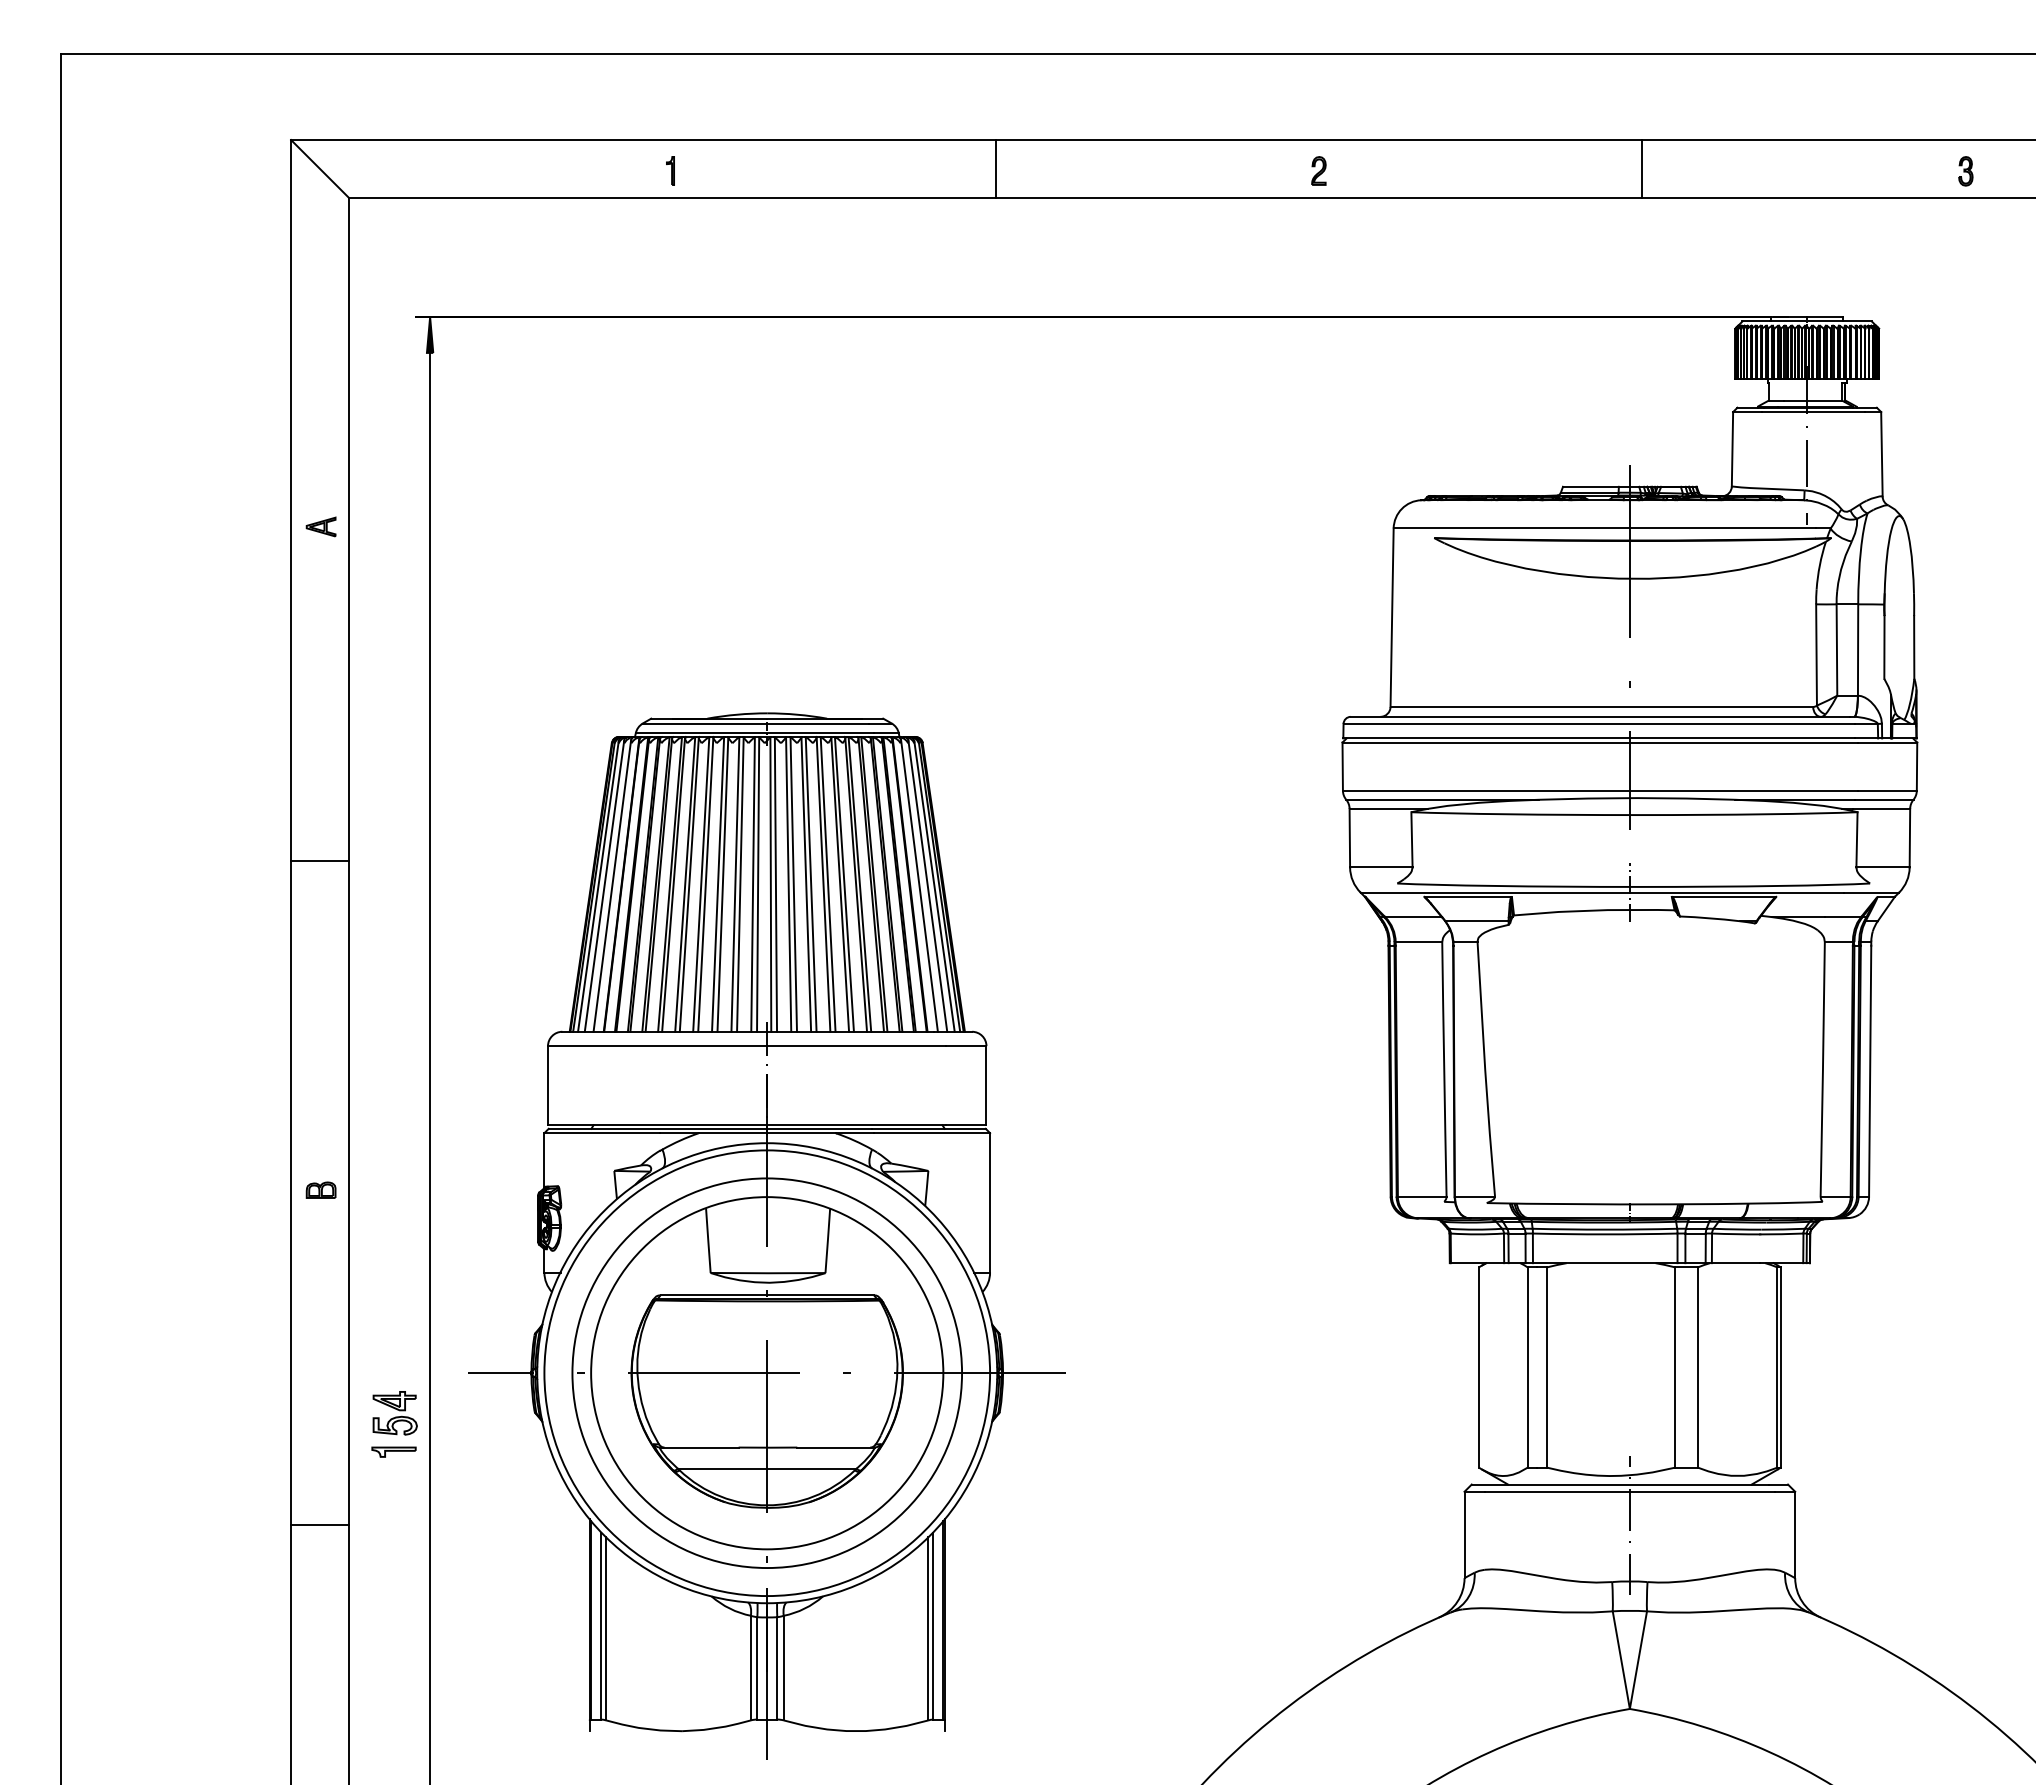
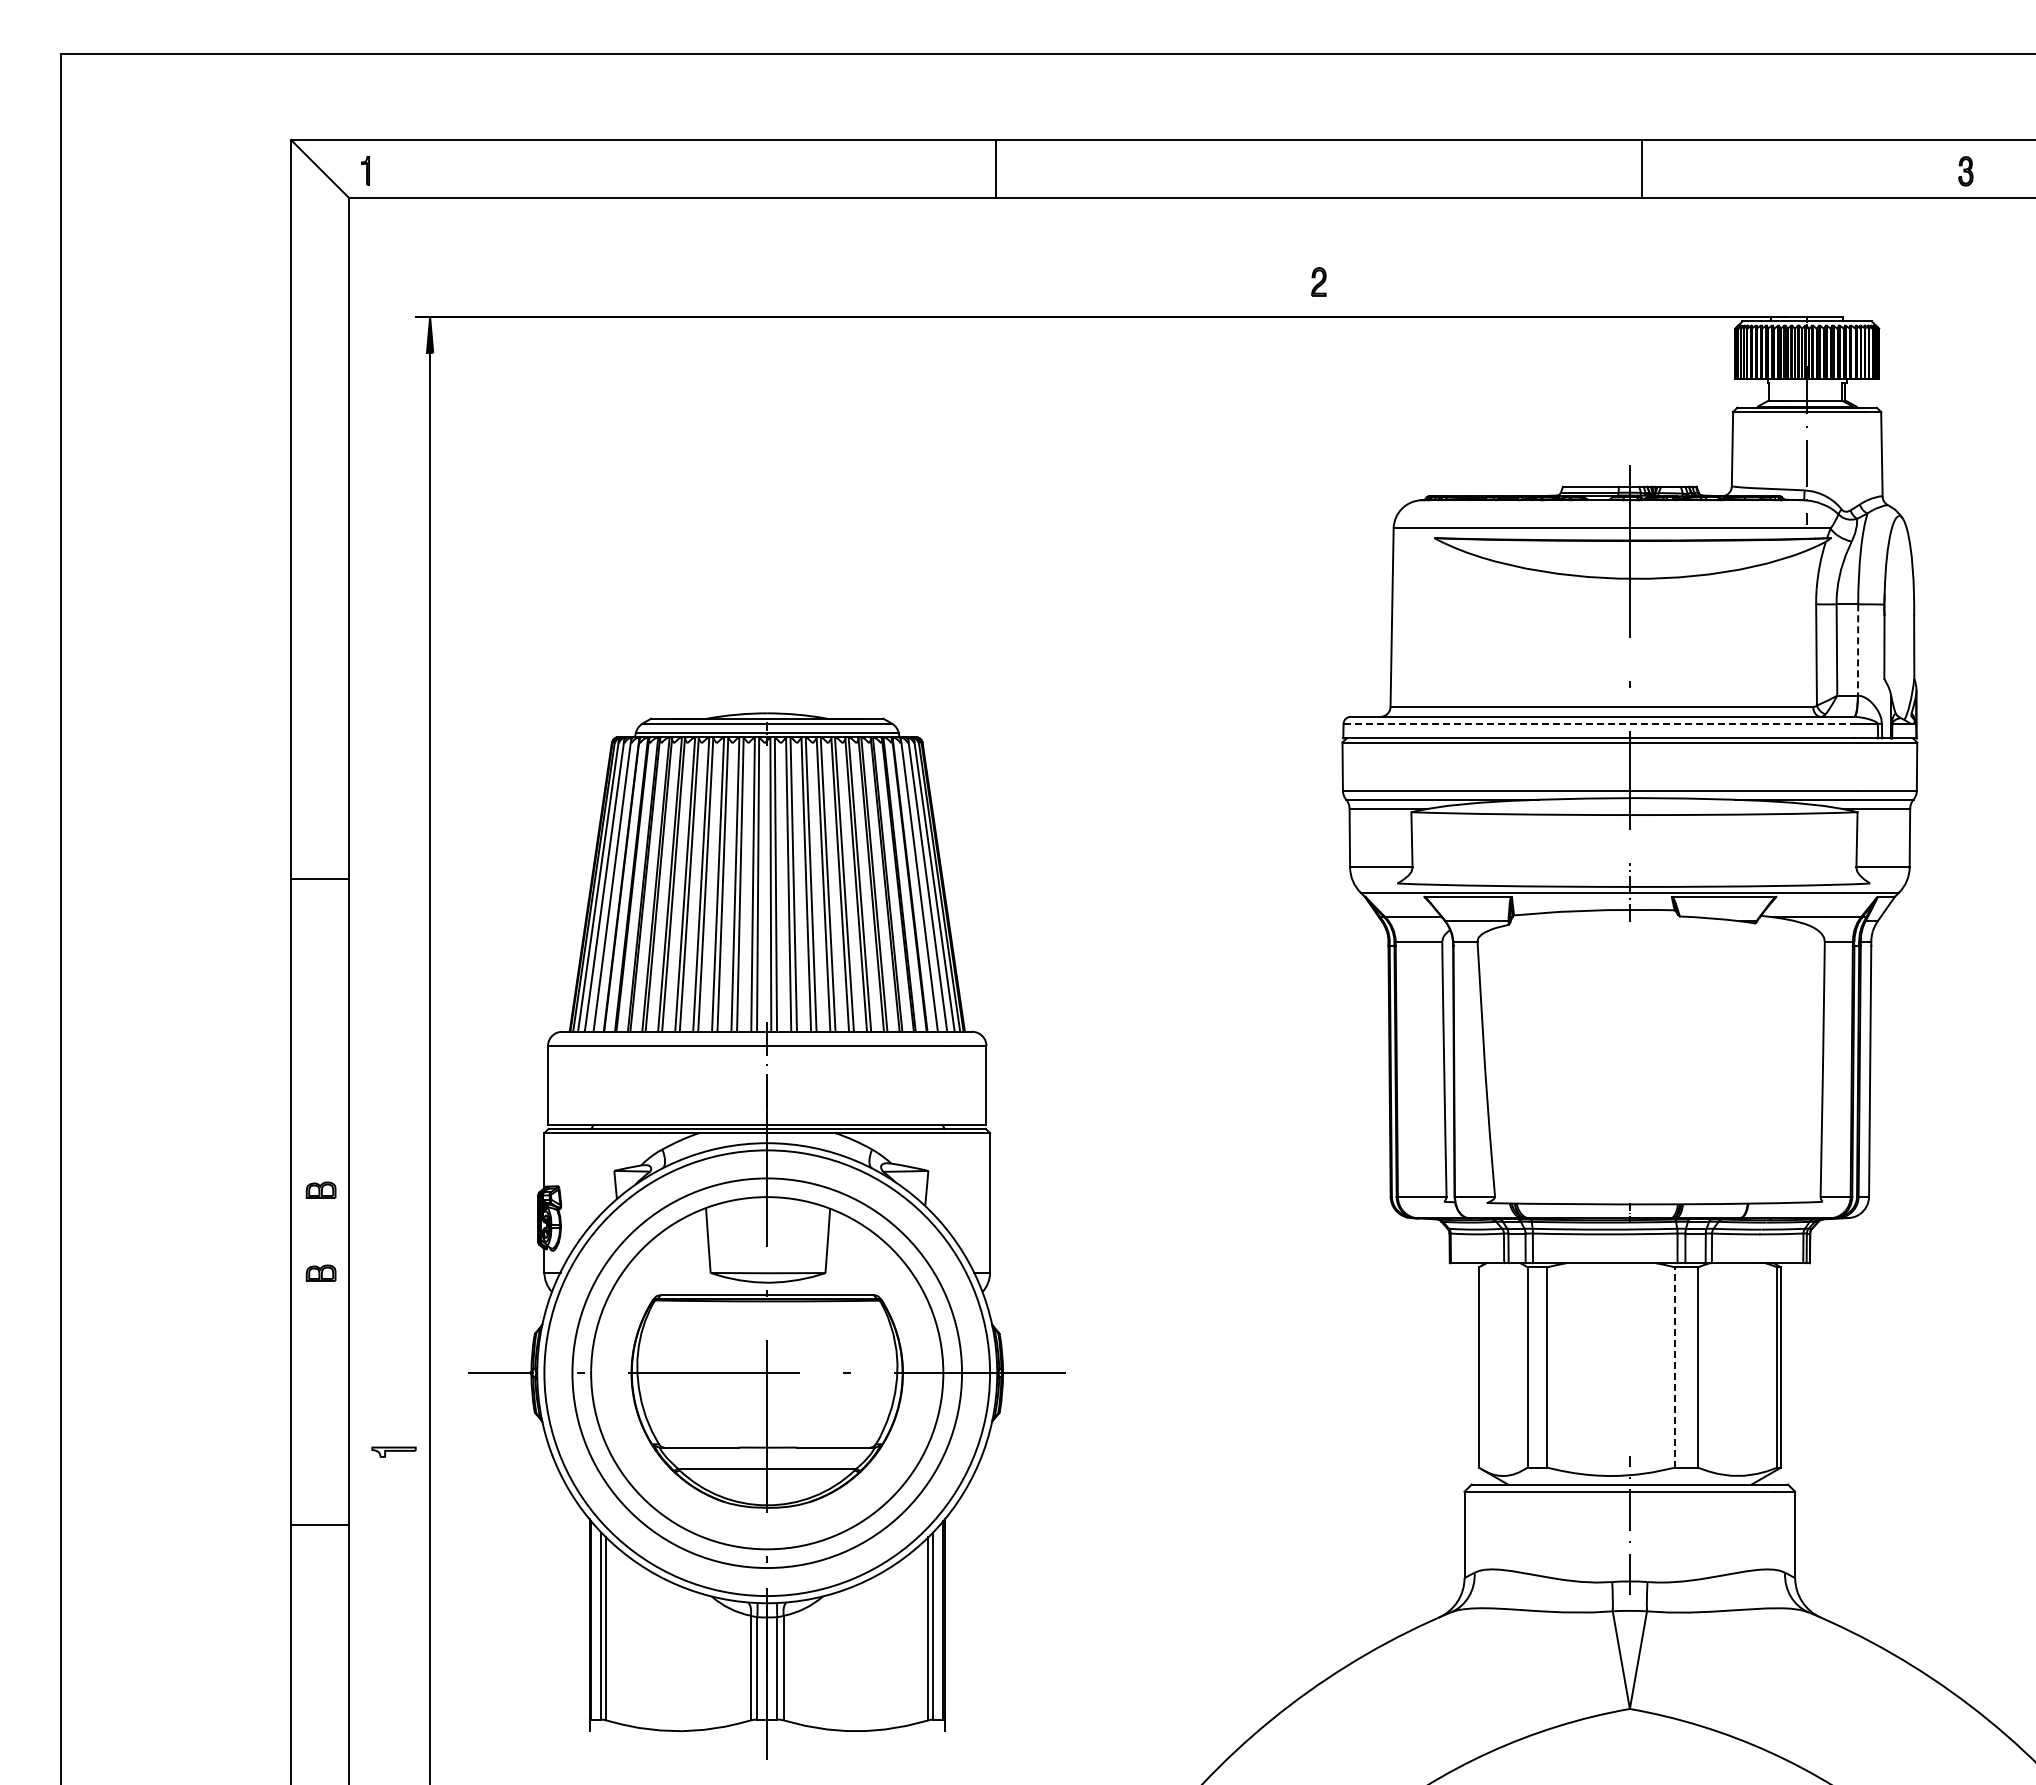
part position: (670, 170) -> (365, 170) (365, 170)
part position: (1318, 170) -> (1318, 281) (1318, 281)
part: present -> none (320, 526)
line: solid -> dashed (1858, 650)
line: solid -> dashed (1599, 723)
line position: (319, 861) -> (319, 879) (319, 879)
part: none -> present (320, 1272)
line: solid -> dashed (1674, 1367)
part: present -> none (394, 1413)
